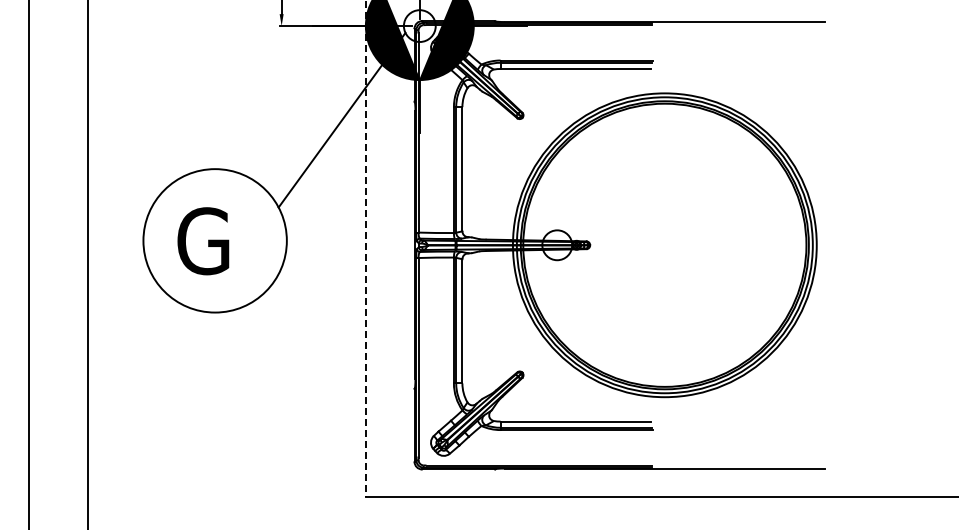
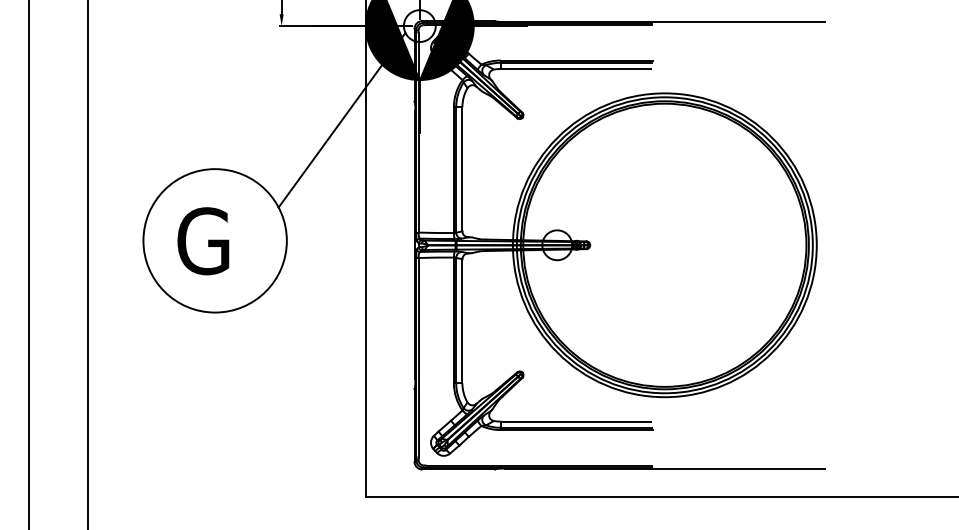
line: dashed -> solid (366, 248)
